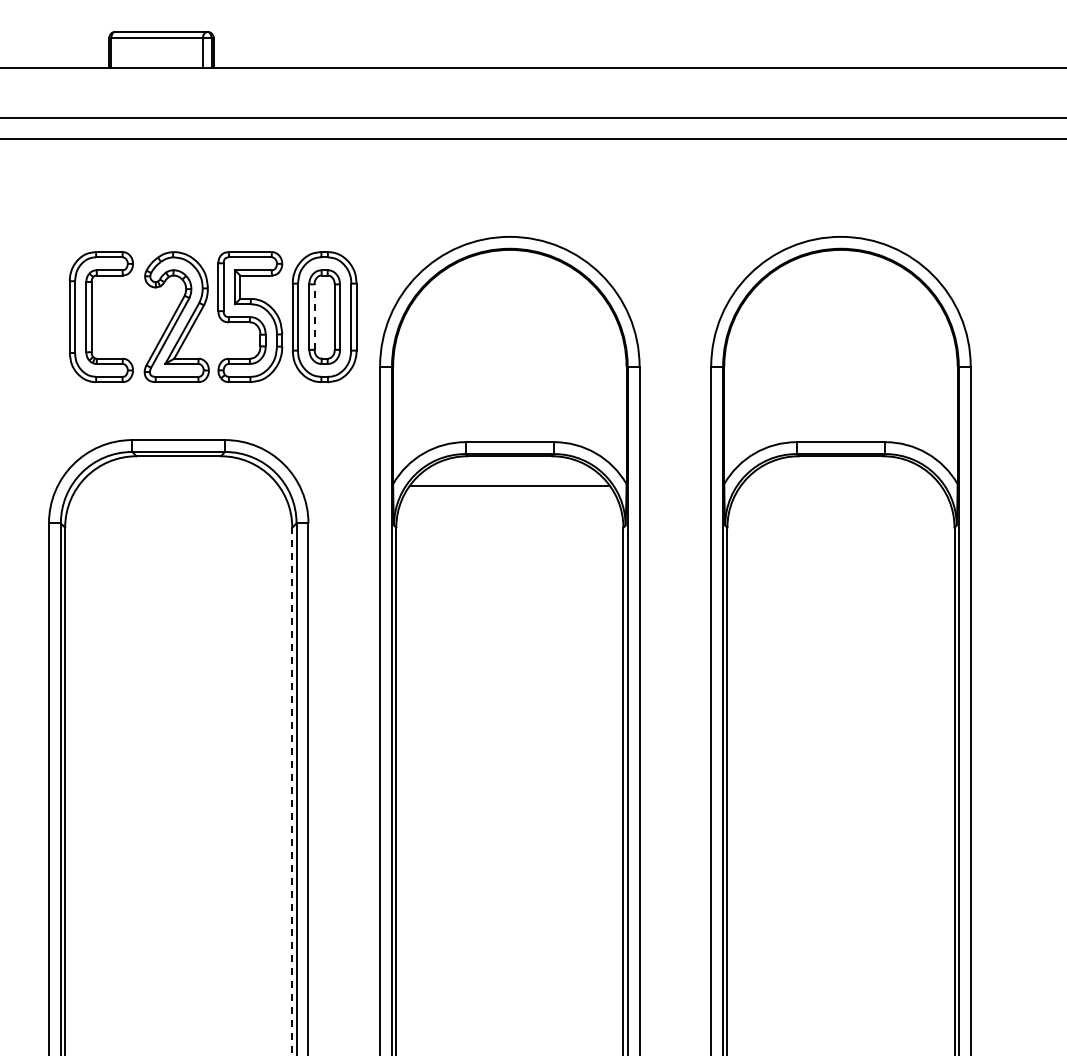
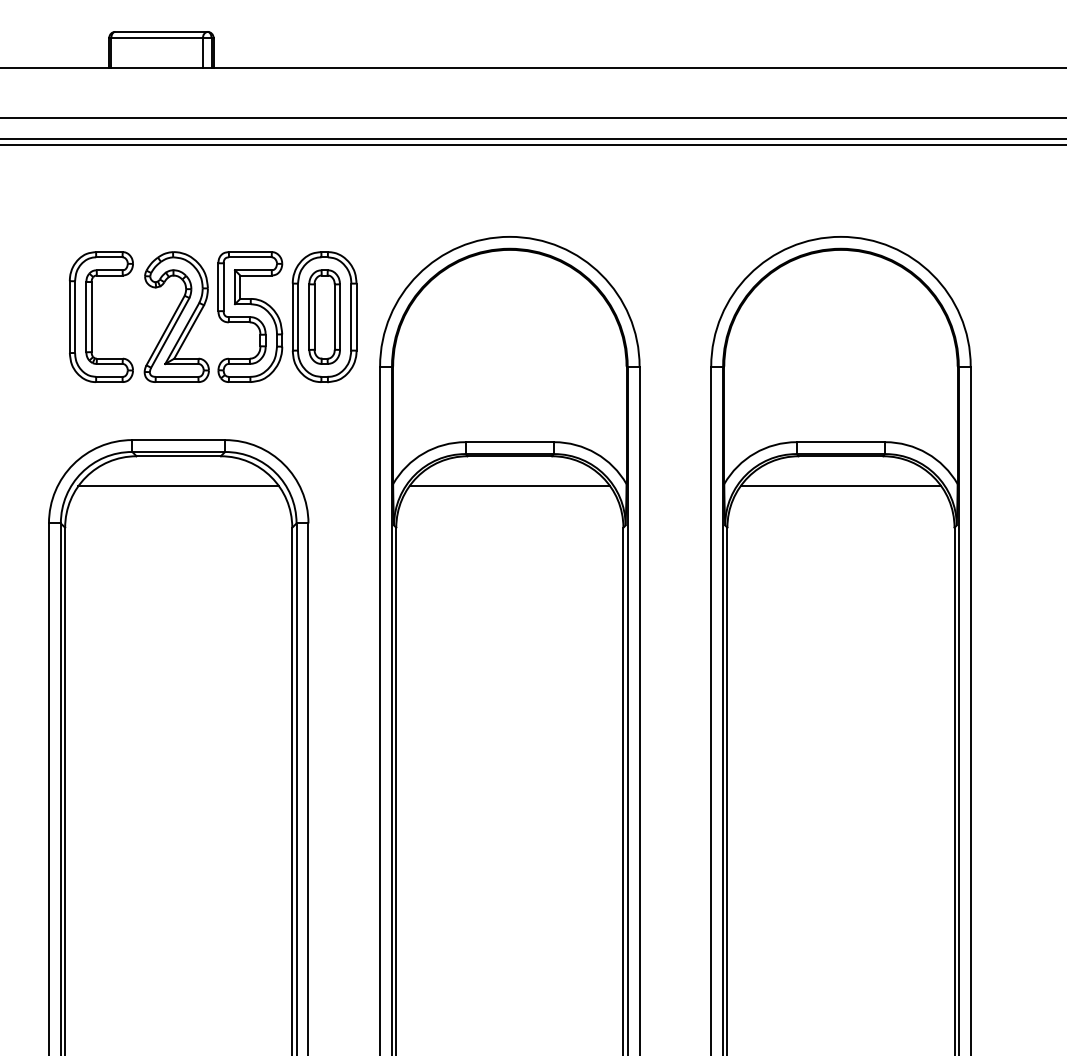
line: none -> present (532, 144)
line: dashed -> solid (314, 317)
line: none -> present (178, 486)
line: none -> present (840, 486)
line: dashed -> solid (292, 791)
